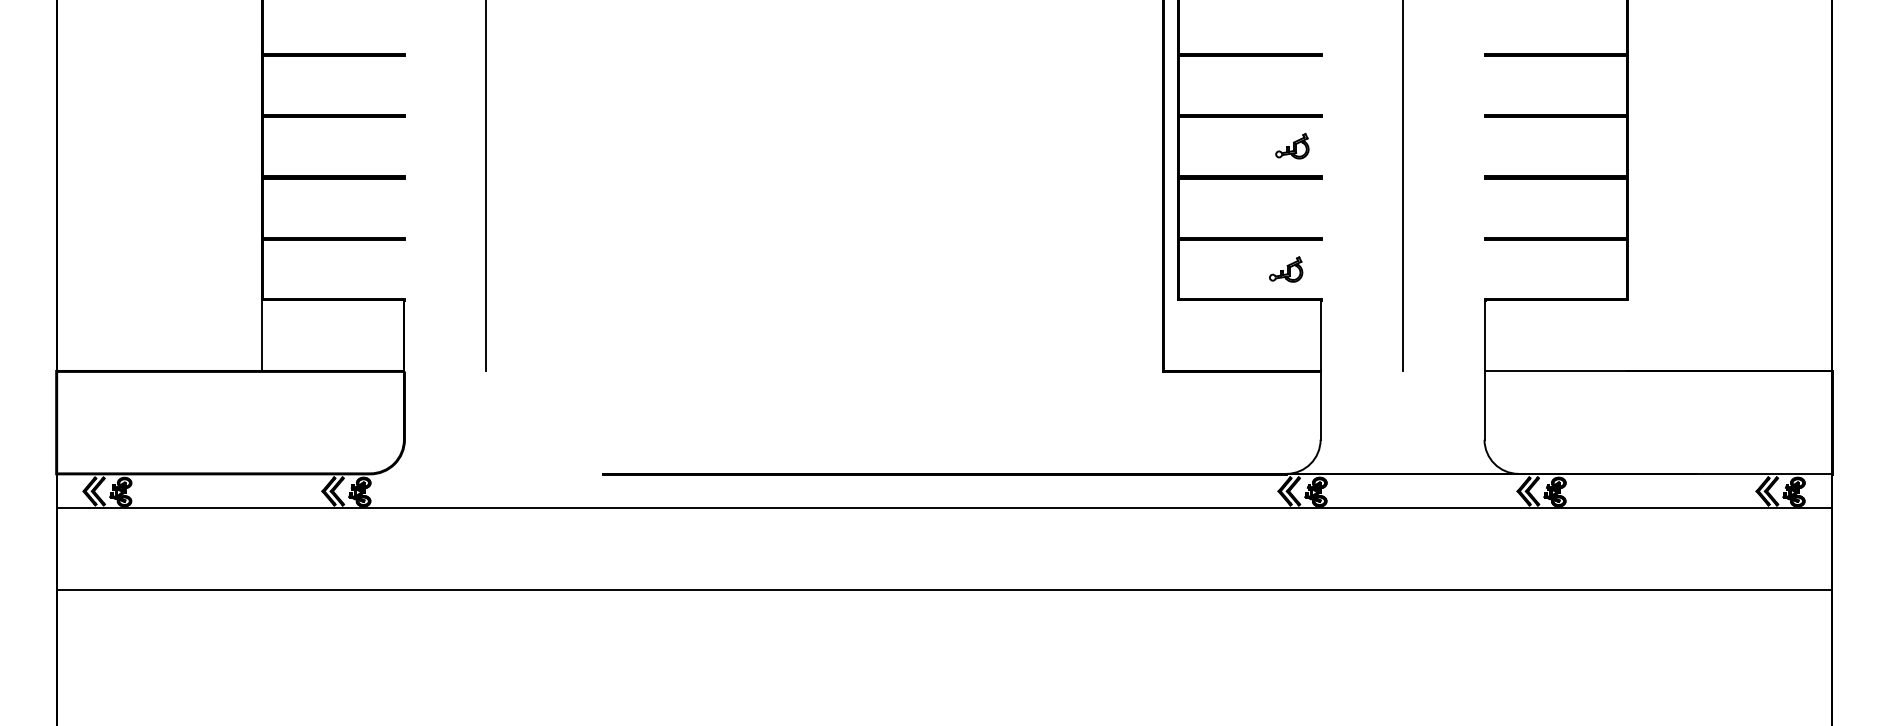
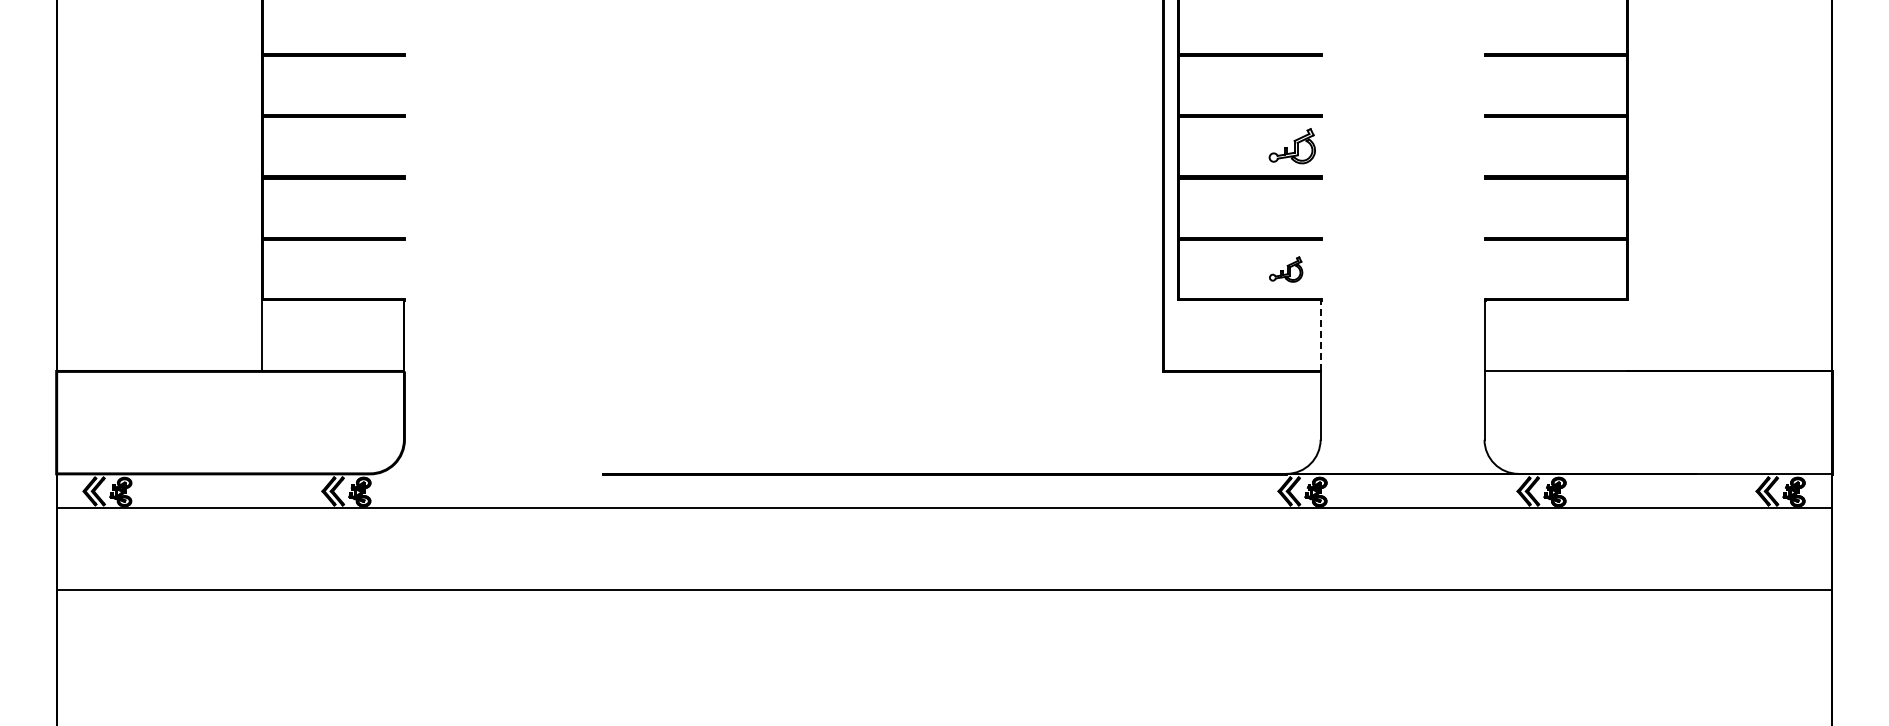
part size: 35x27 px -> 48x37 px (1291, 146)
line: present -> none (486, 186)
line: present -> none (1402, 186)
line: solid -> dashed (1320, 335)
